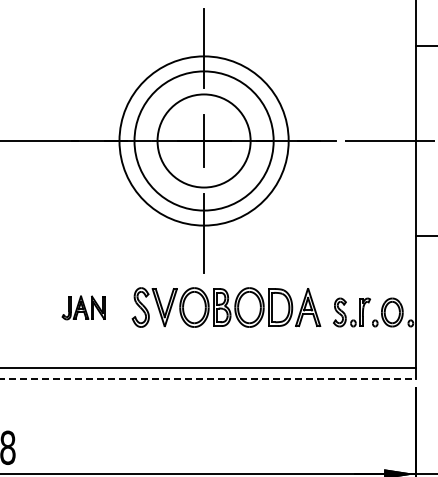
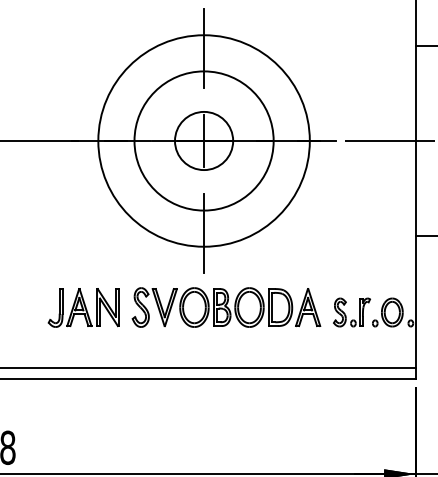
circle diameter: 169 px -> 211 px (203, 140)
circle diameter: 93 px -> 58 px (204, 140)
part size: 45x26 px -> 73x40 px (83, 307)
line: dashed -> solid (208, 378)
